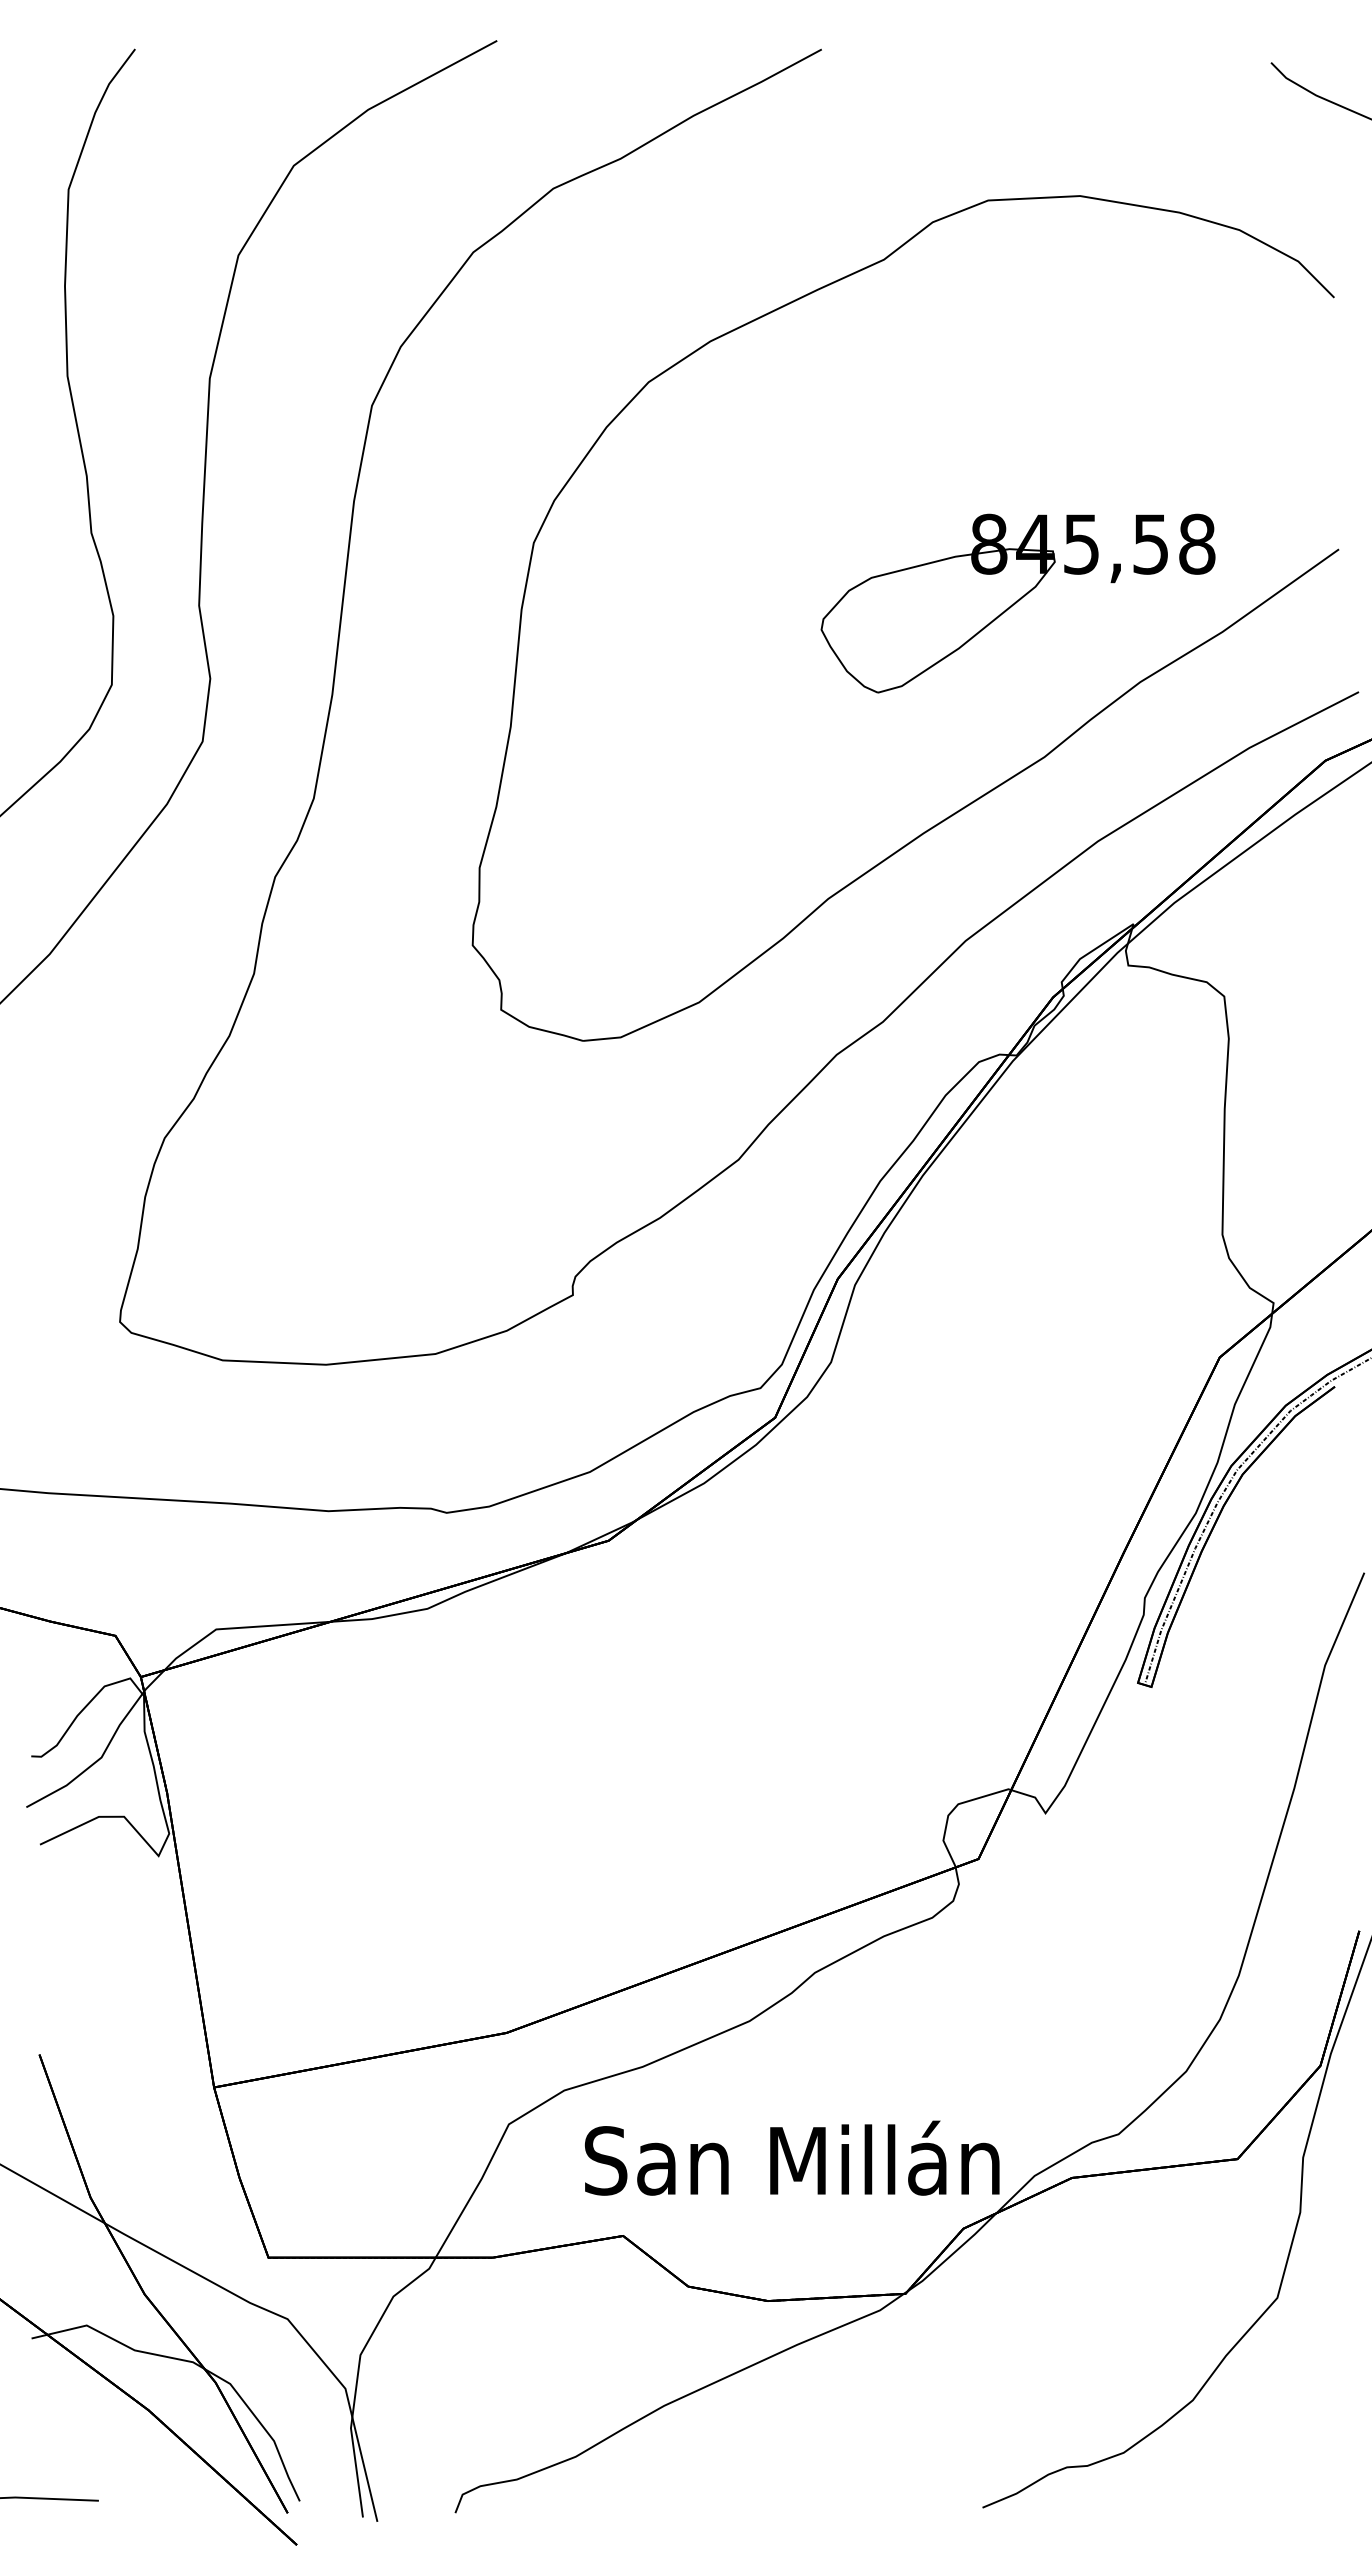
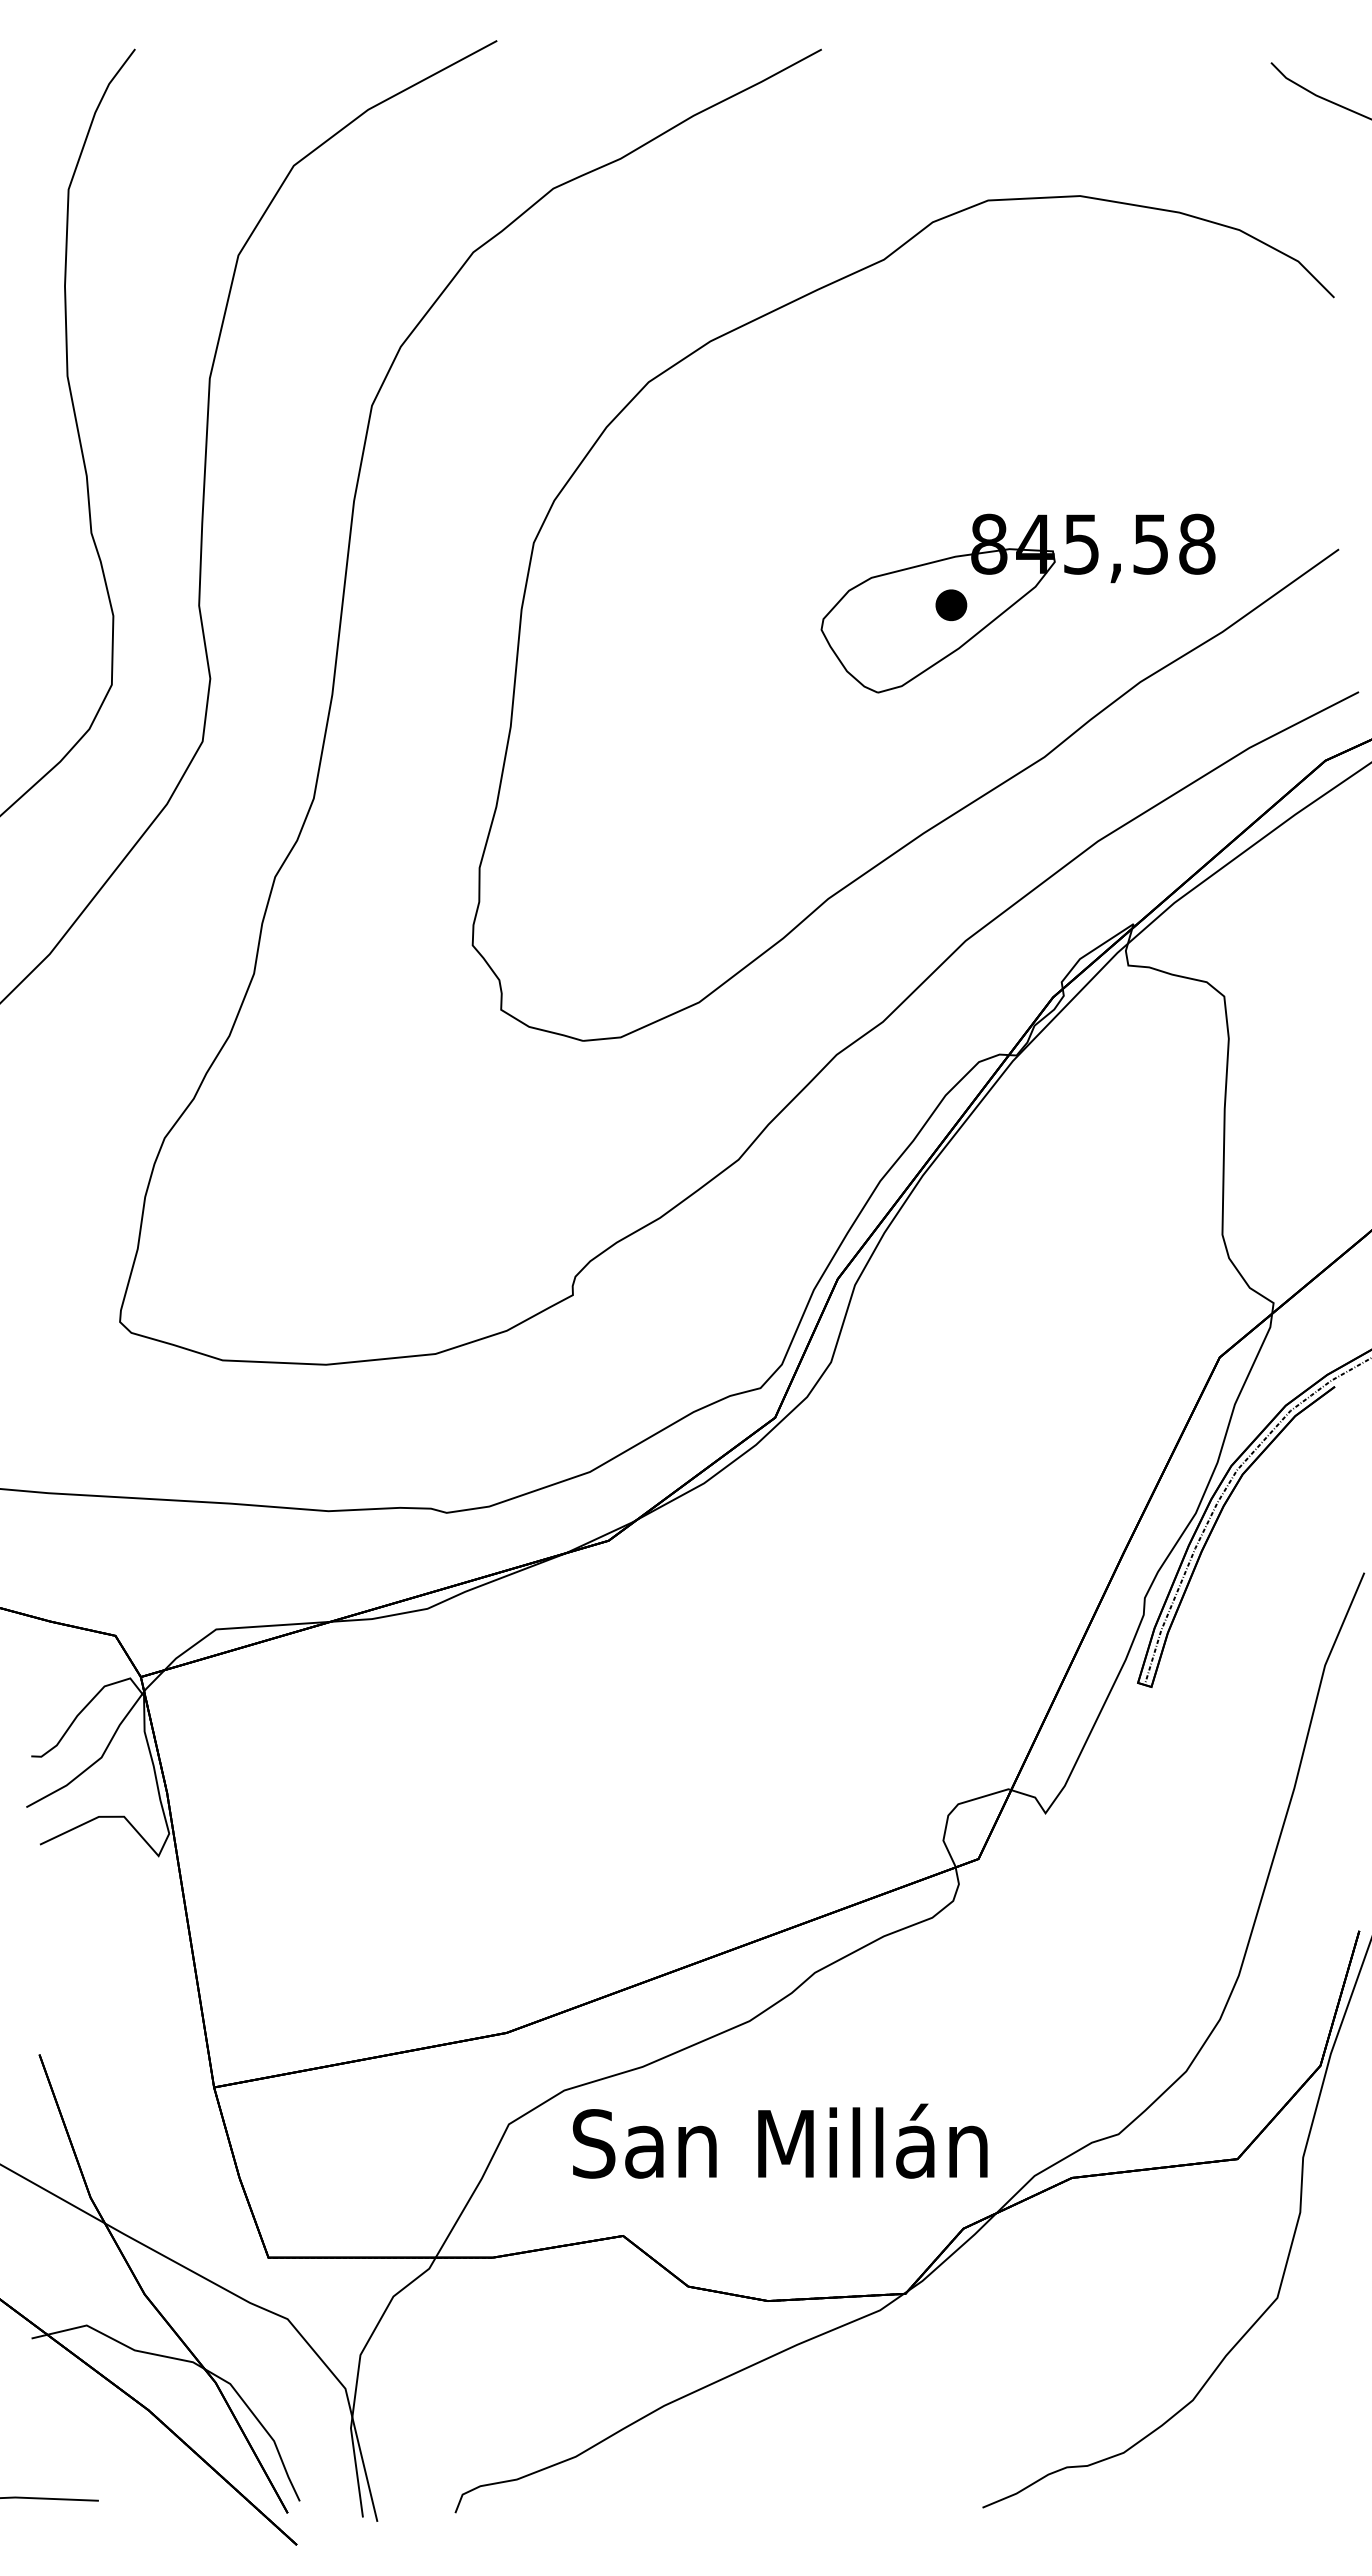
part: none -> present (951, 605)
text position: (791, 2157) -> (779, 2140) (779, 2140)
